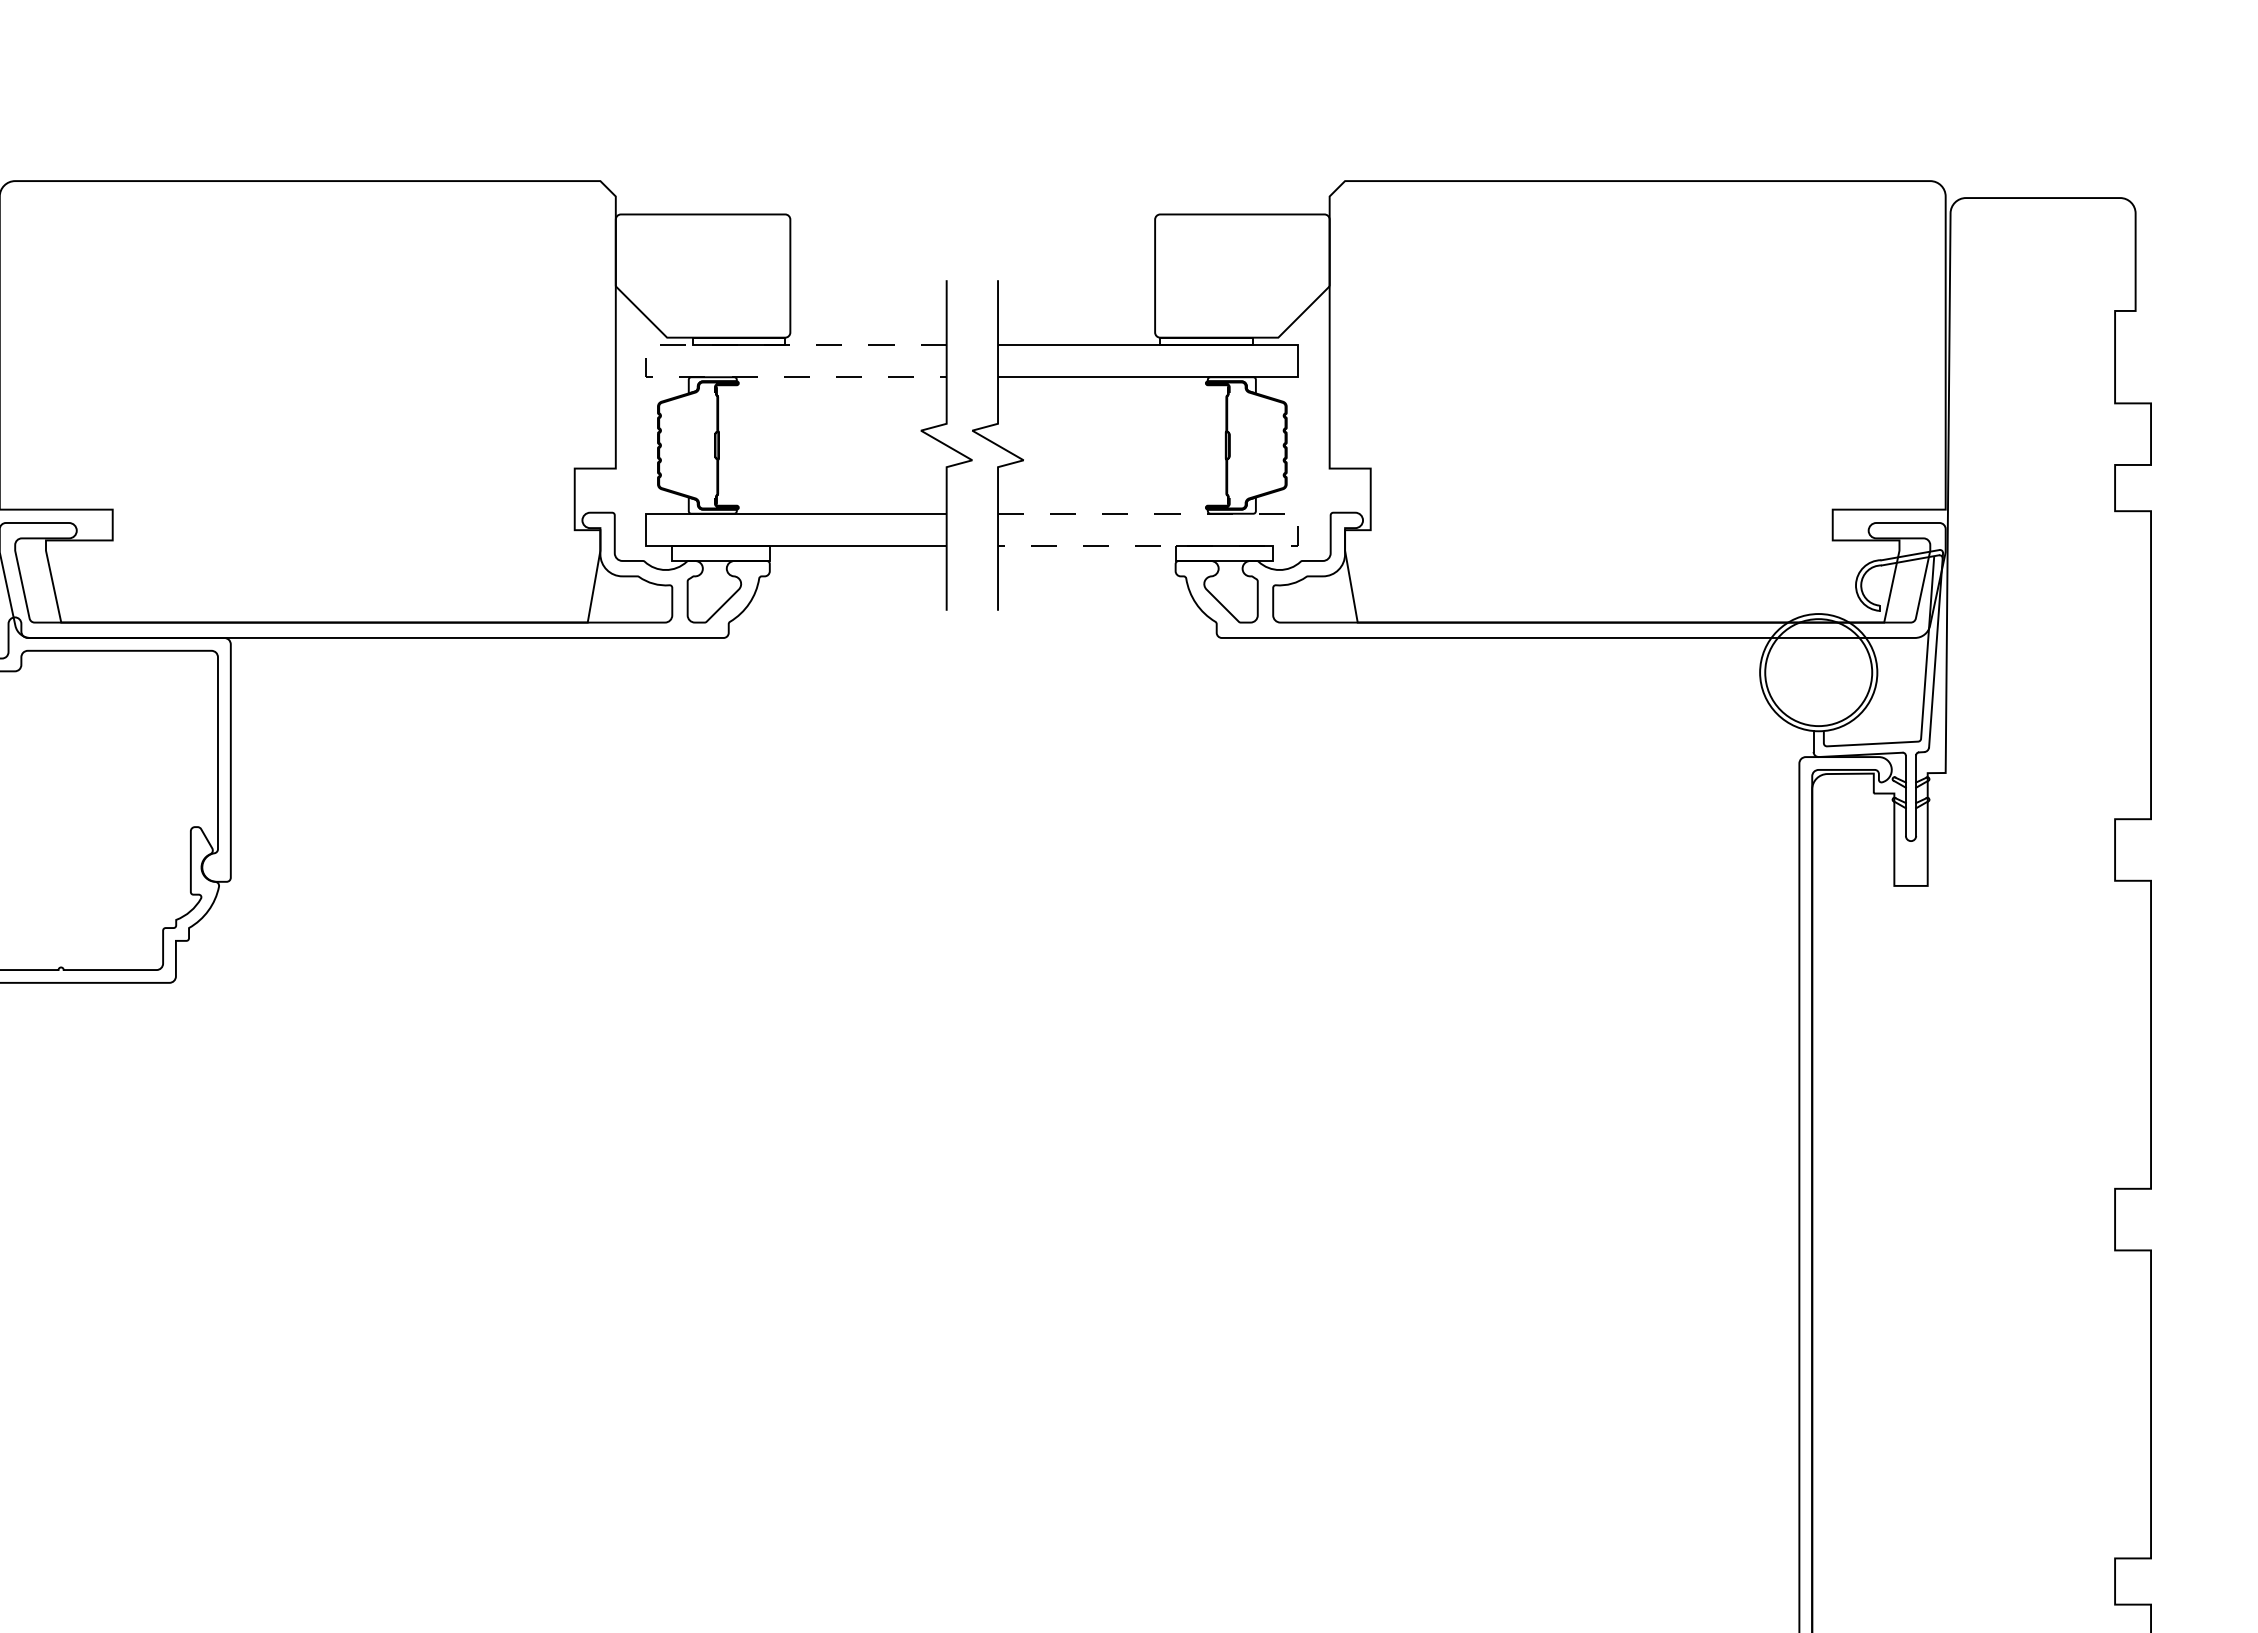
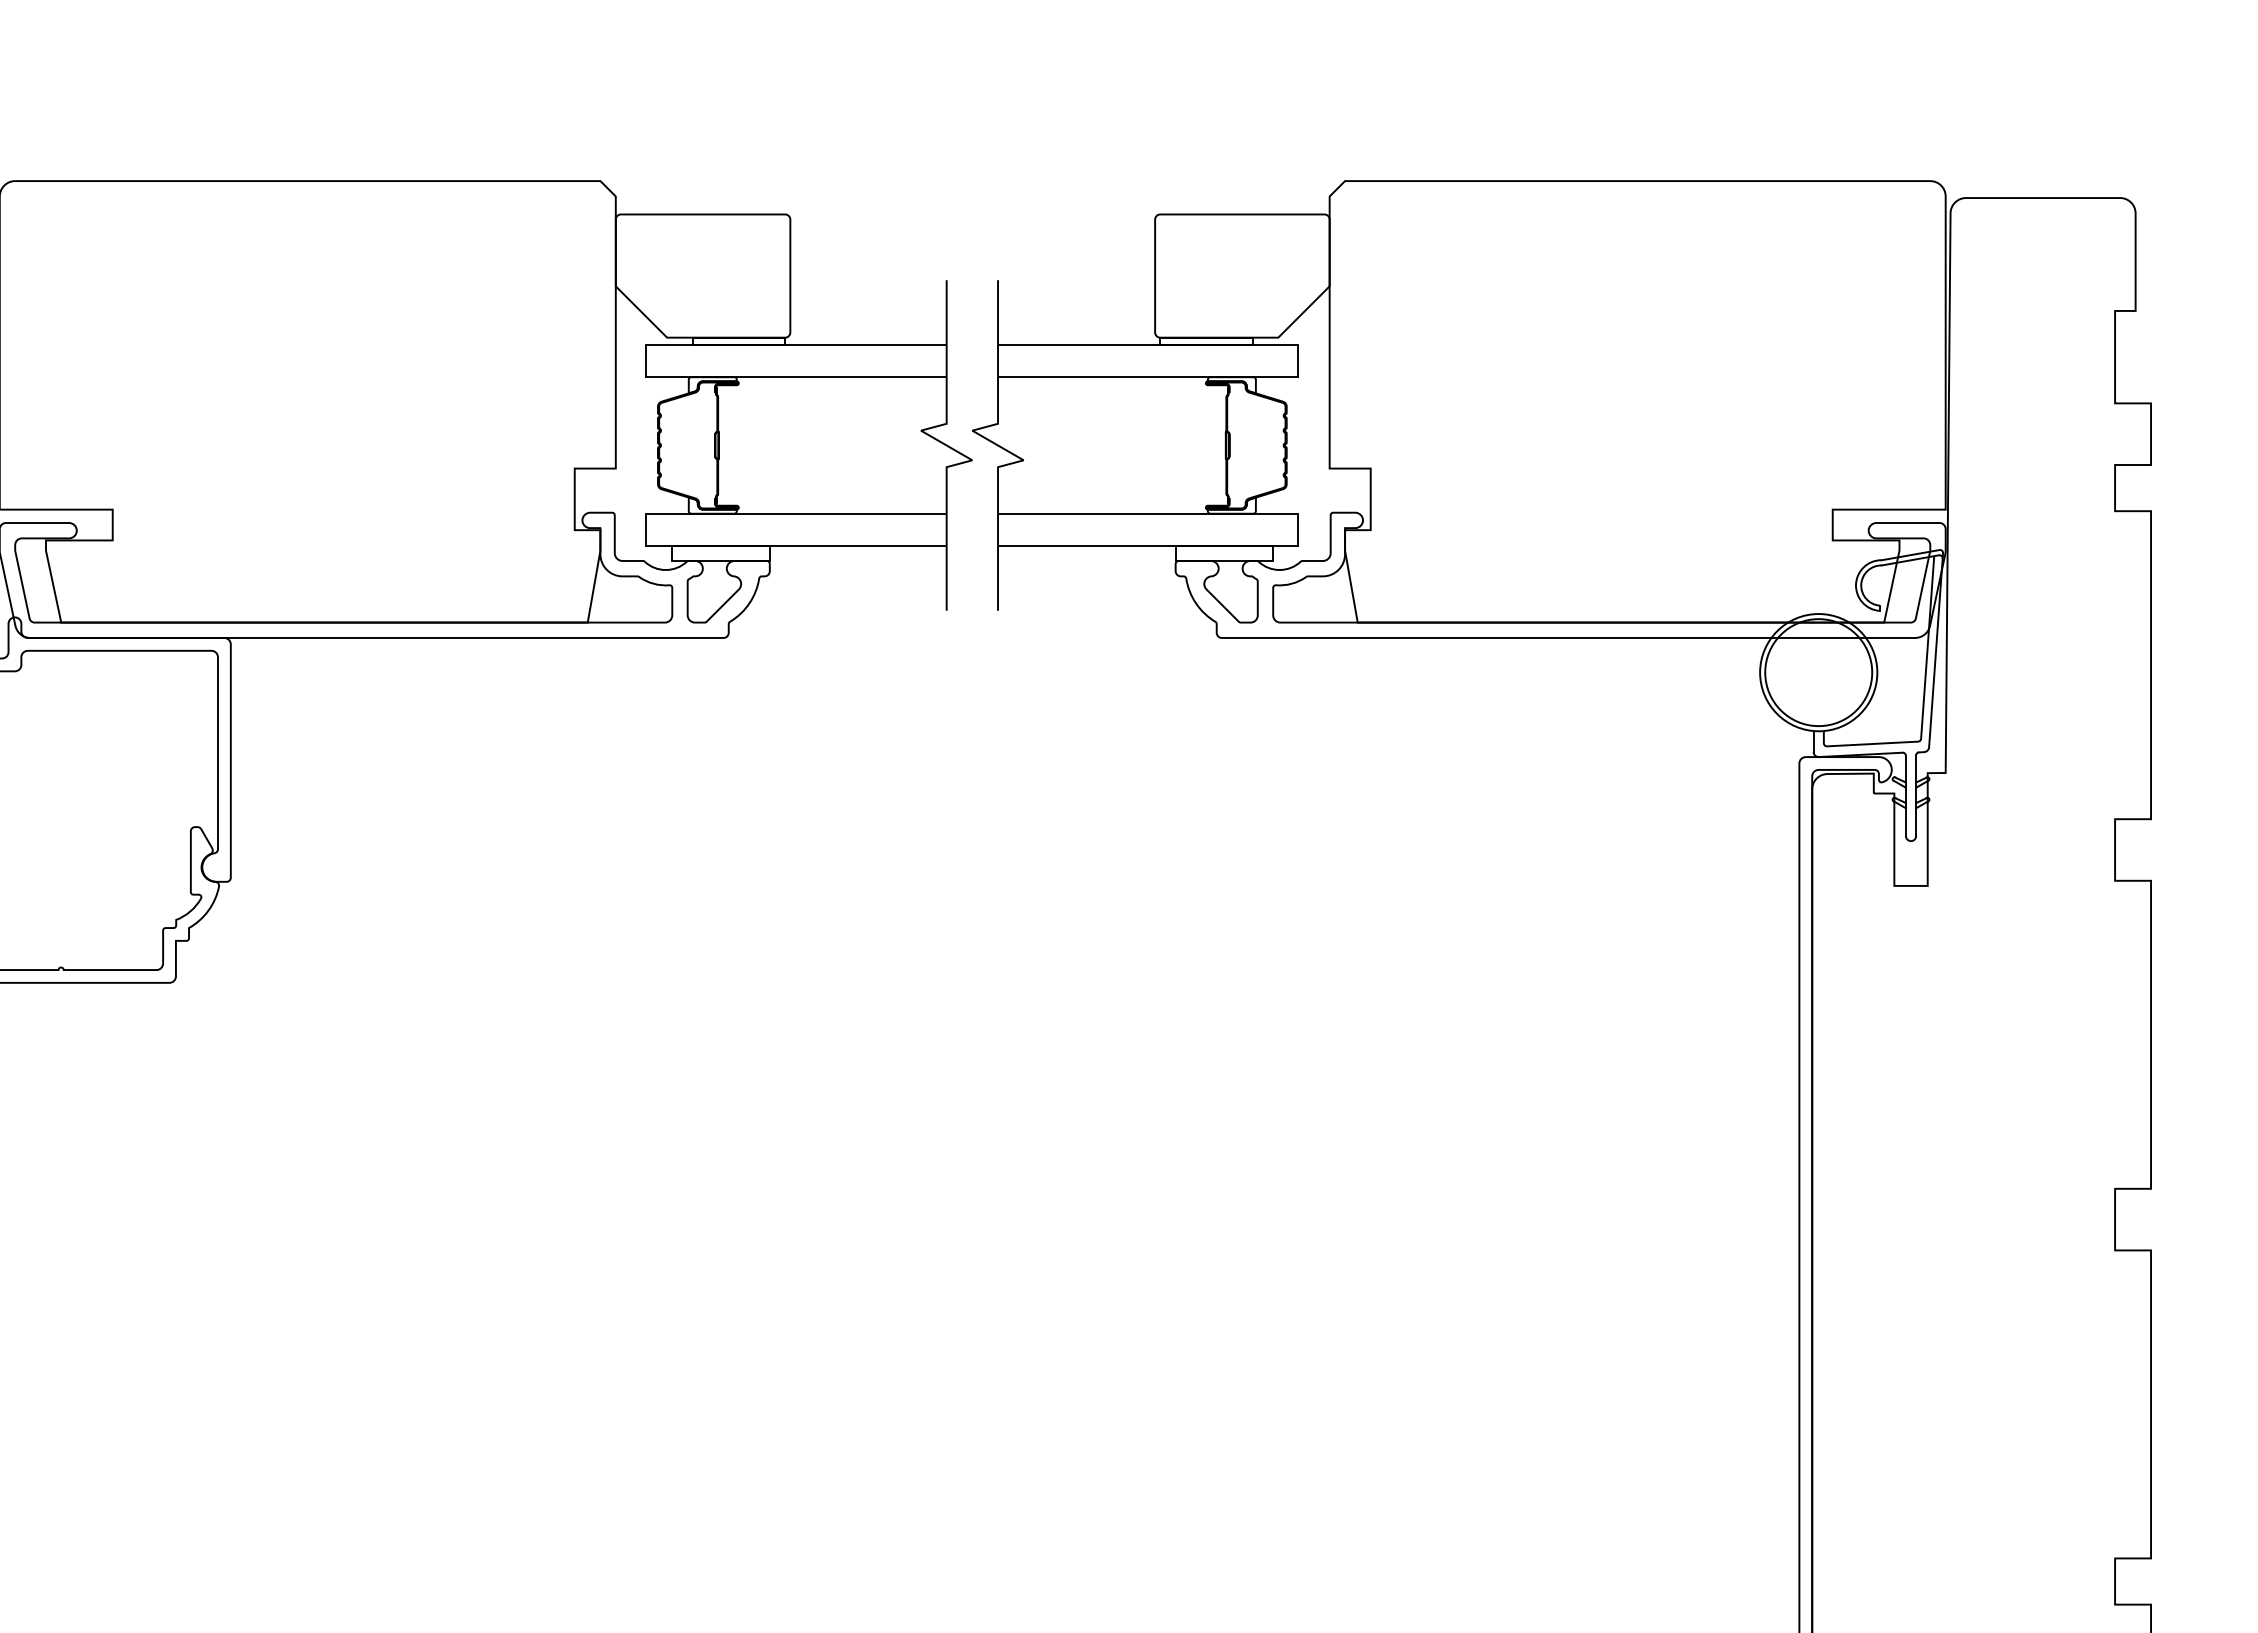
line: dashed -> solid (646, 361)
line: dashed -> solid (1298, 529)
